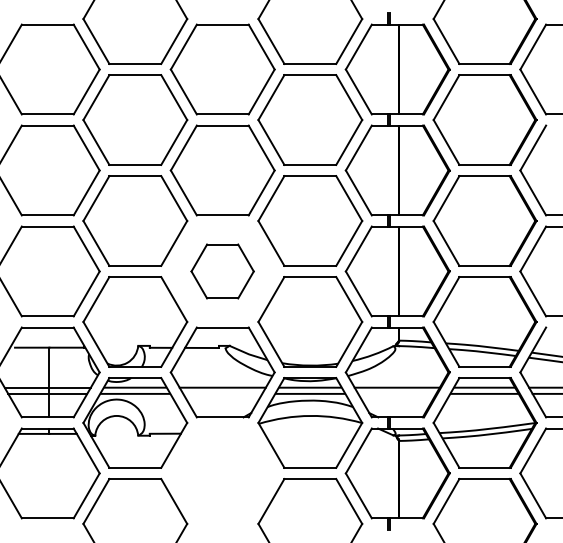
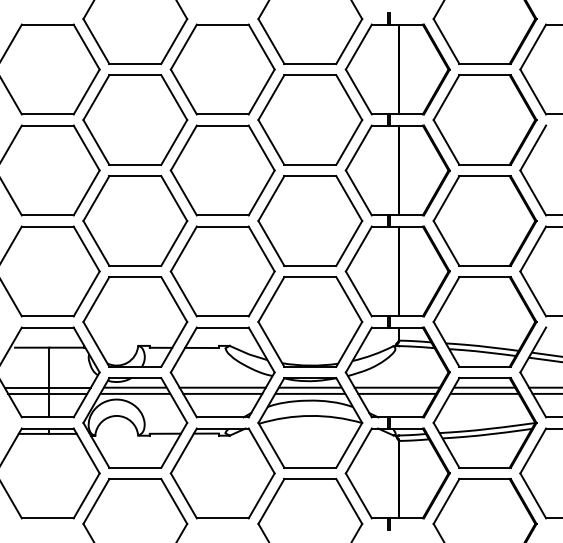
part size: 65x57 px -> 107x93 px (222, 271)
line: none -> present (222, 393)
line: none -> present (397, 393)
part: none -> present (222, 473)
